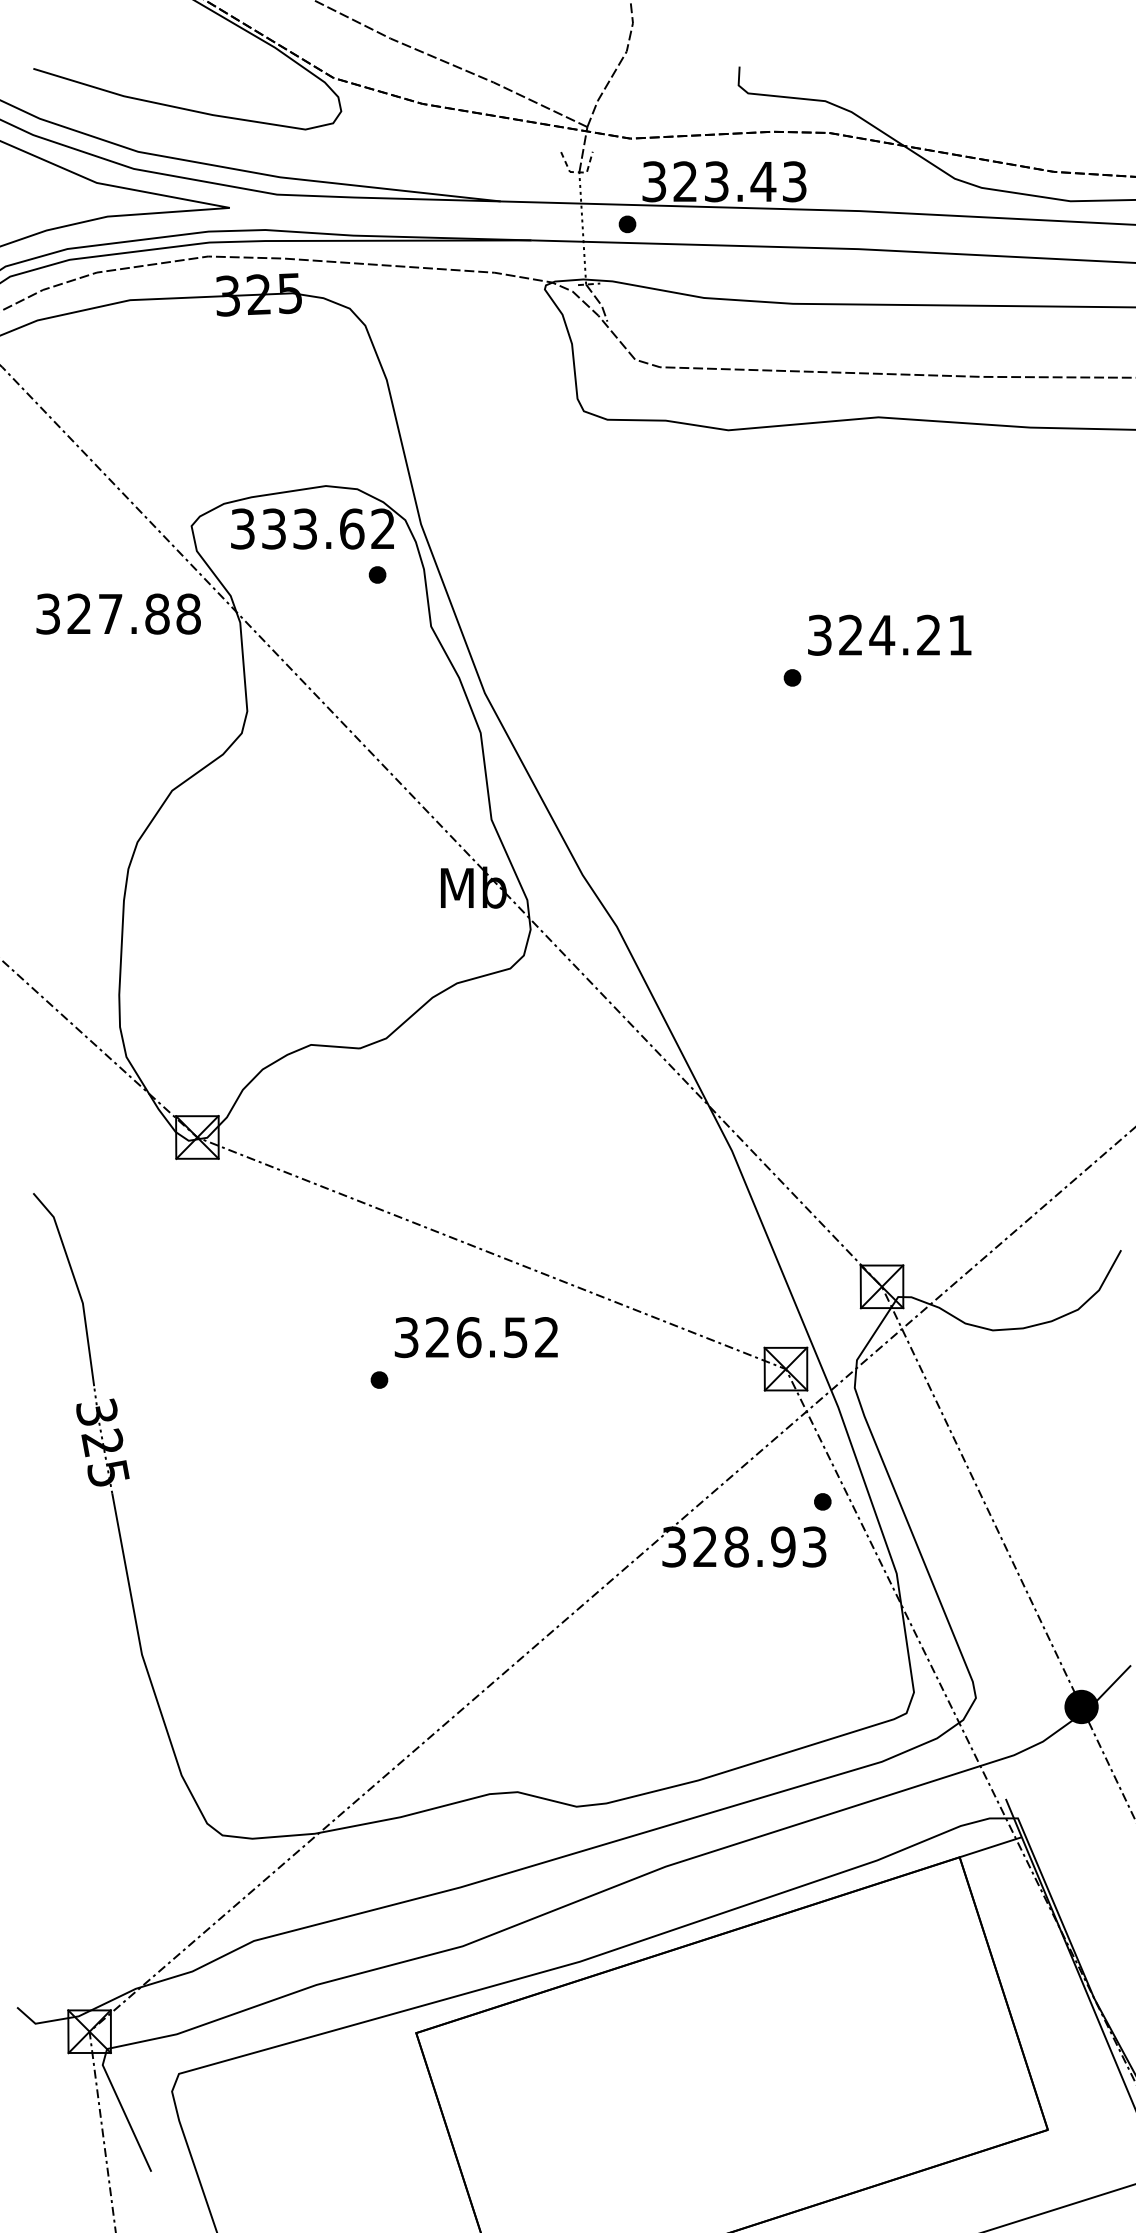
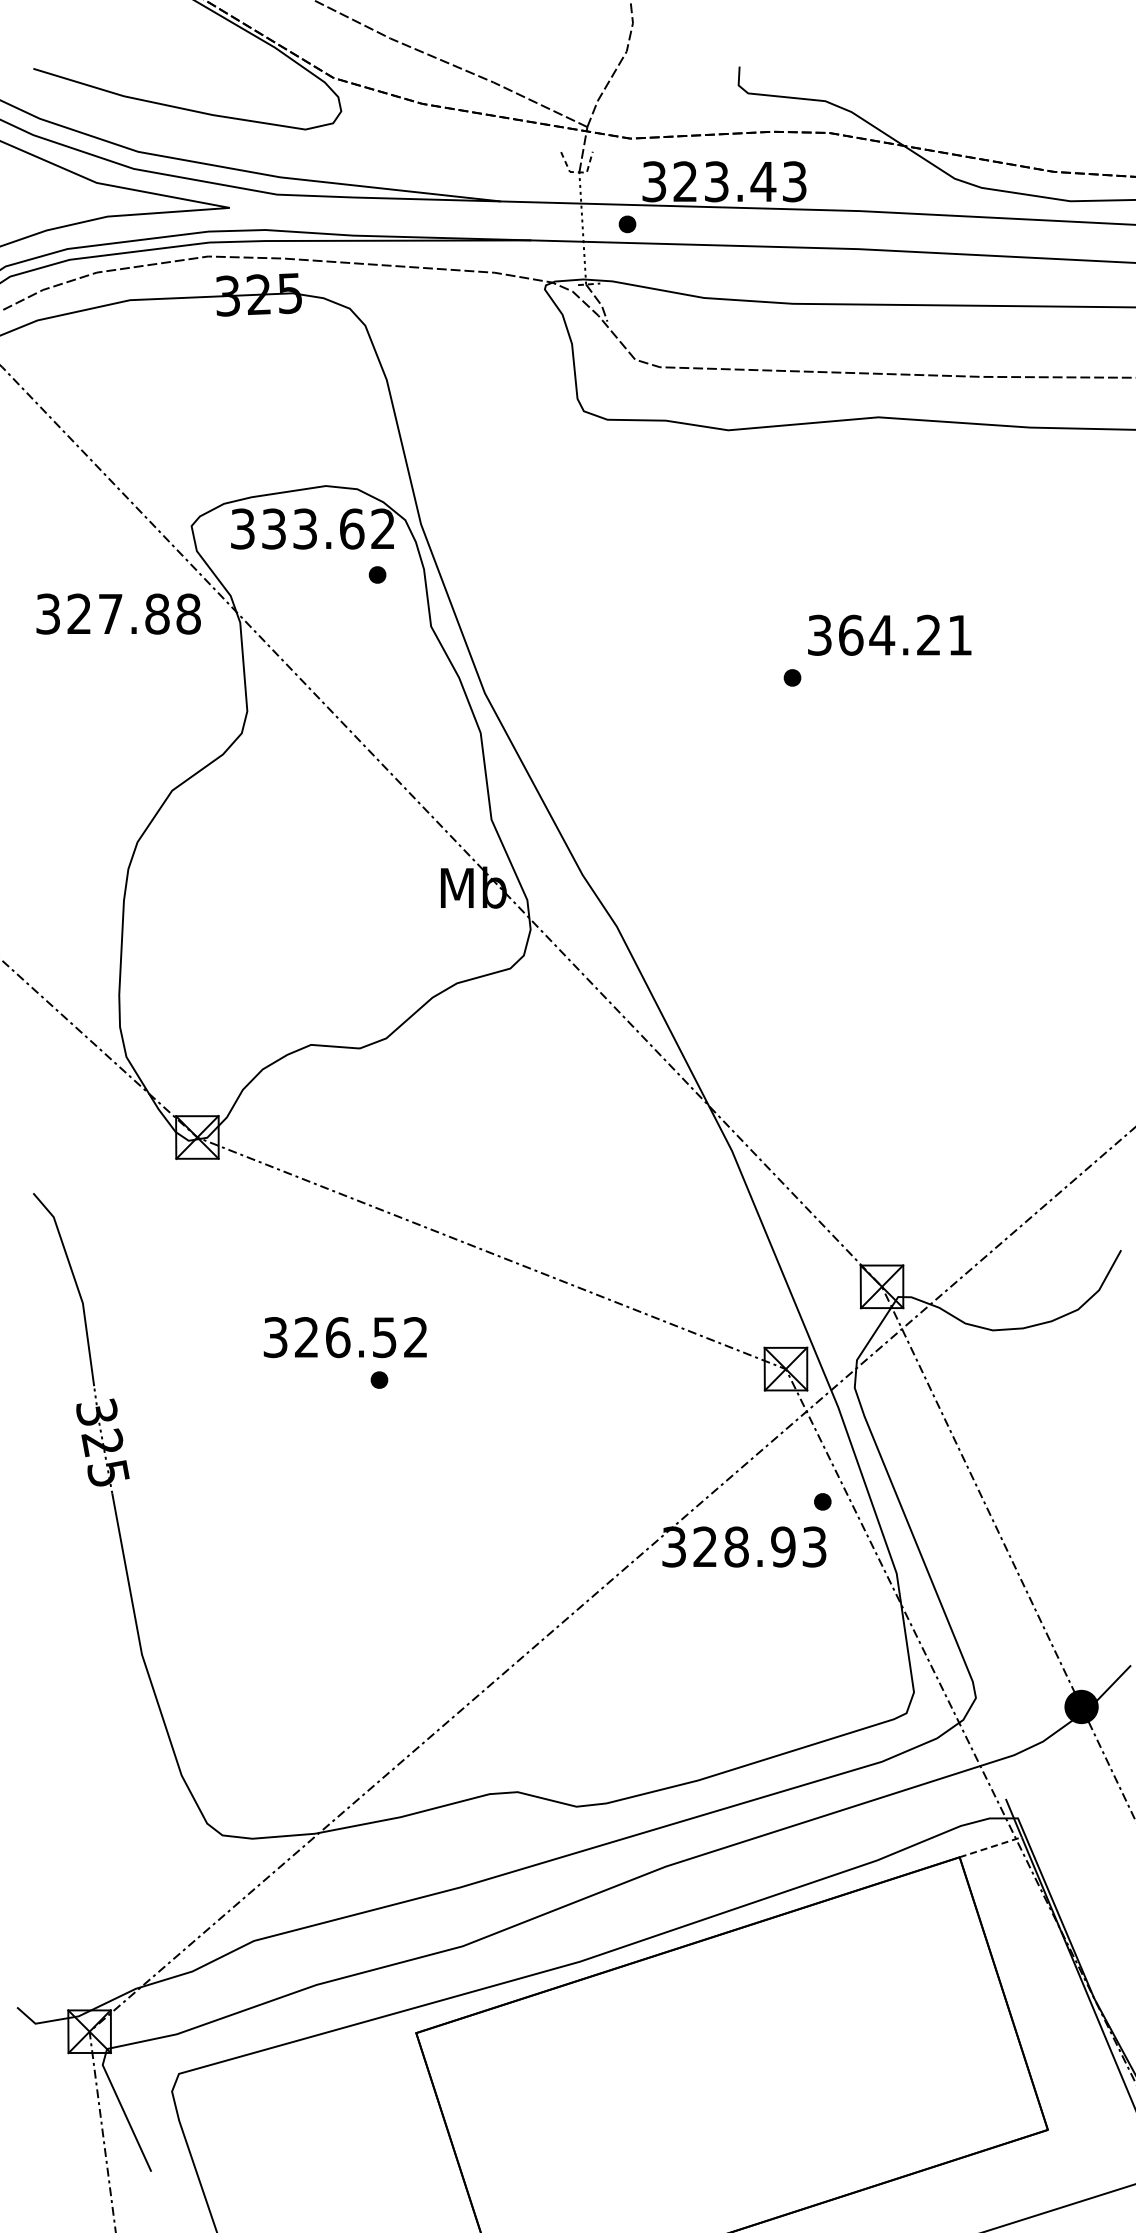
text: 324.21 -> 364.21 (851, 634)
text position: (475, 1337) -> (344, 1337) (344, 1337)
line: solid -> dashed (990, 1847)
